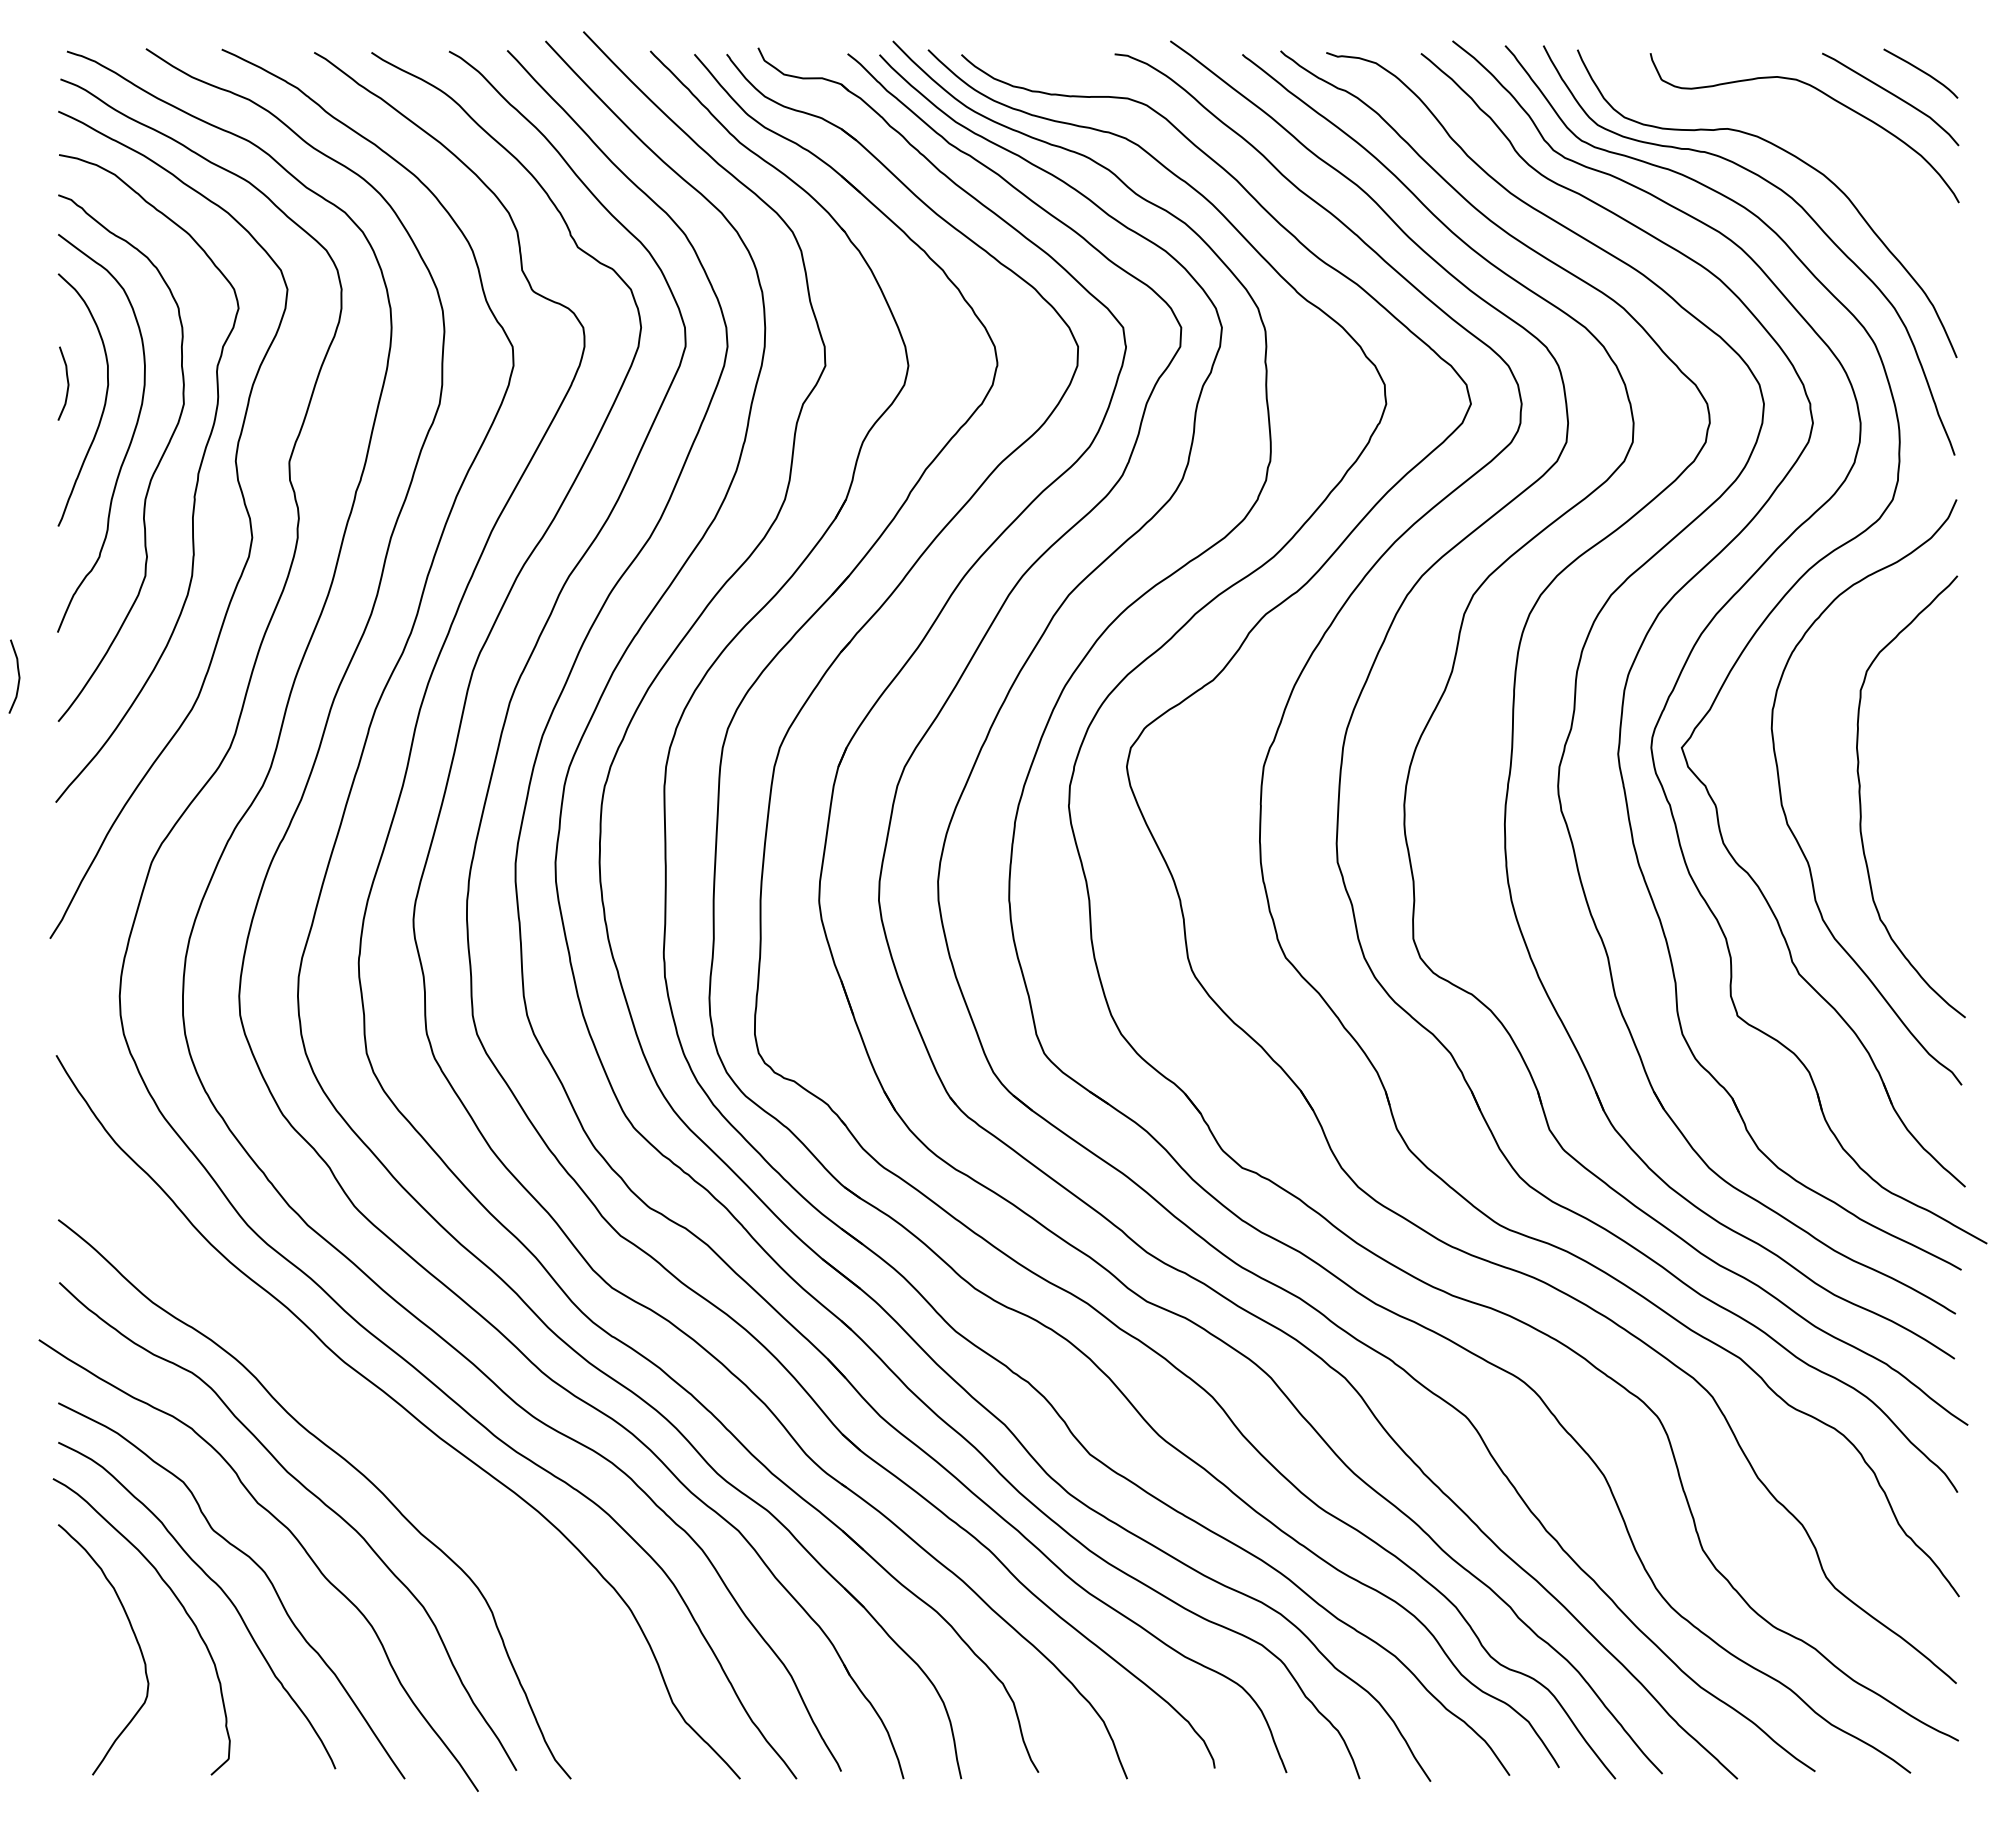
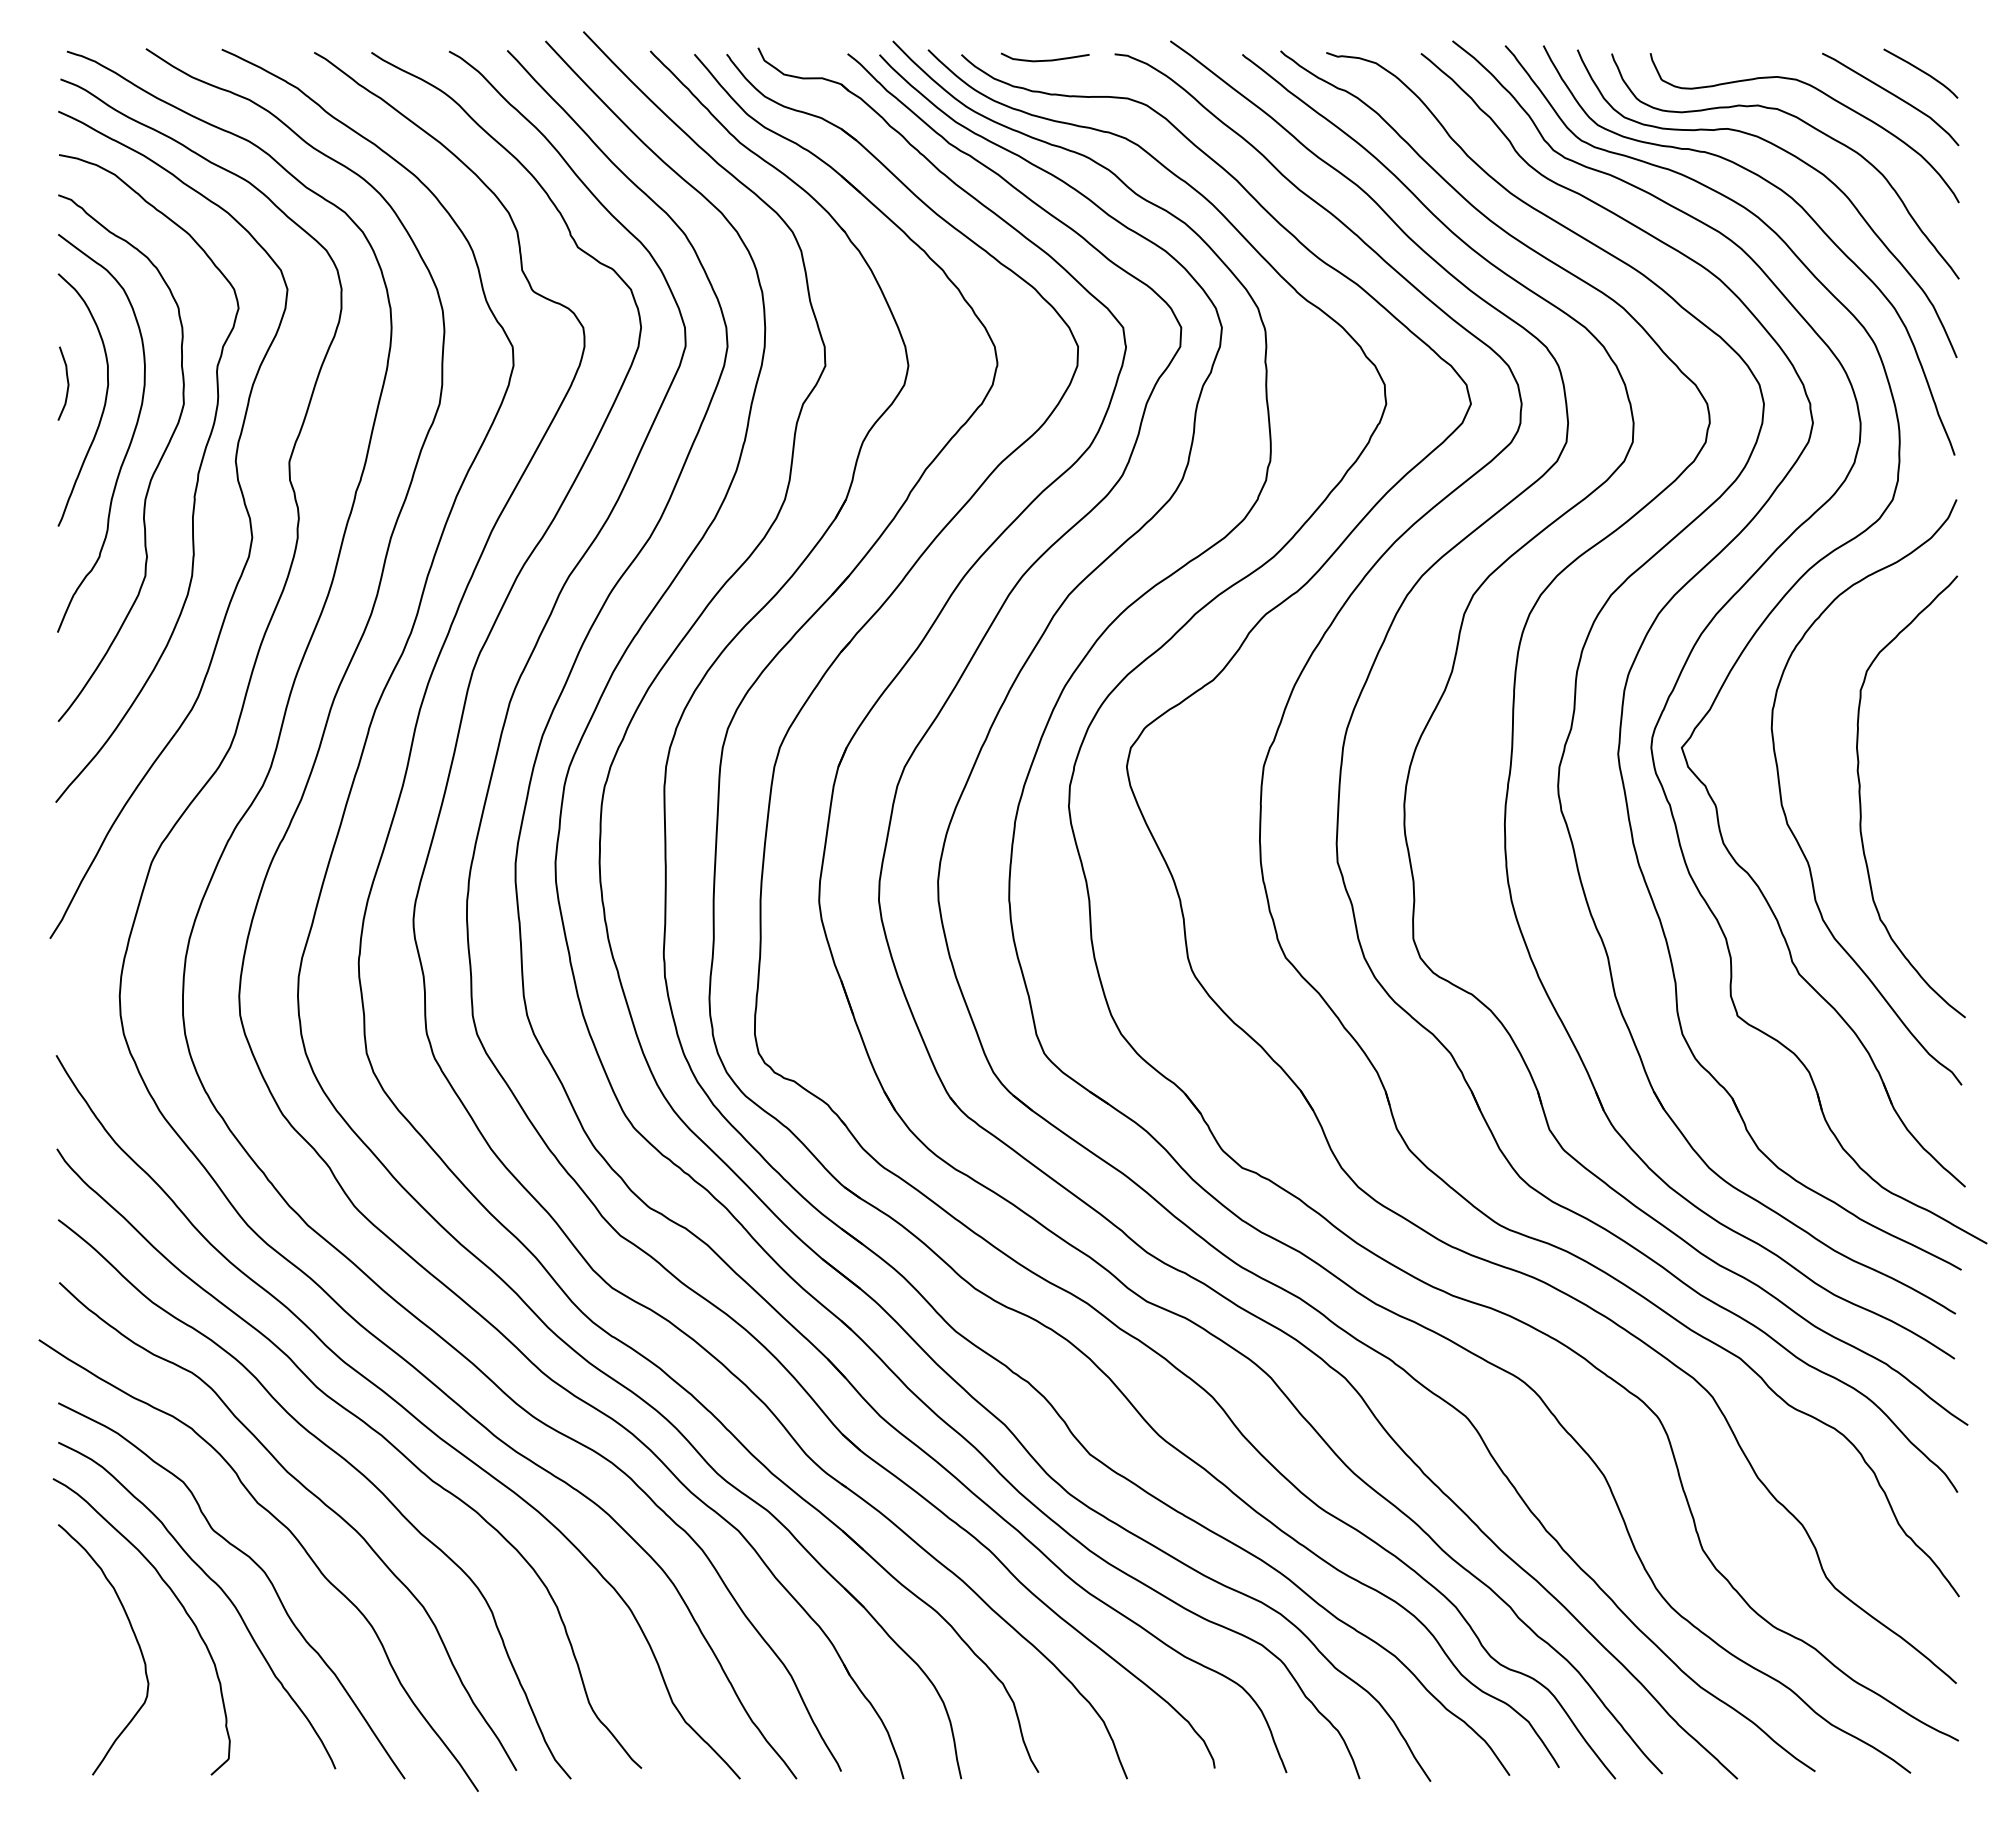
curve: none -> present (1045, 59)
curve: none -> present (1809, 126)
curve: present -> none (18, 676)
curve: none -> present (371, 1429)
